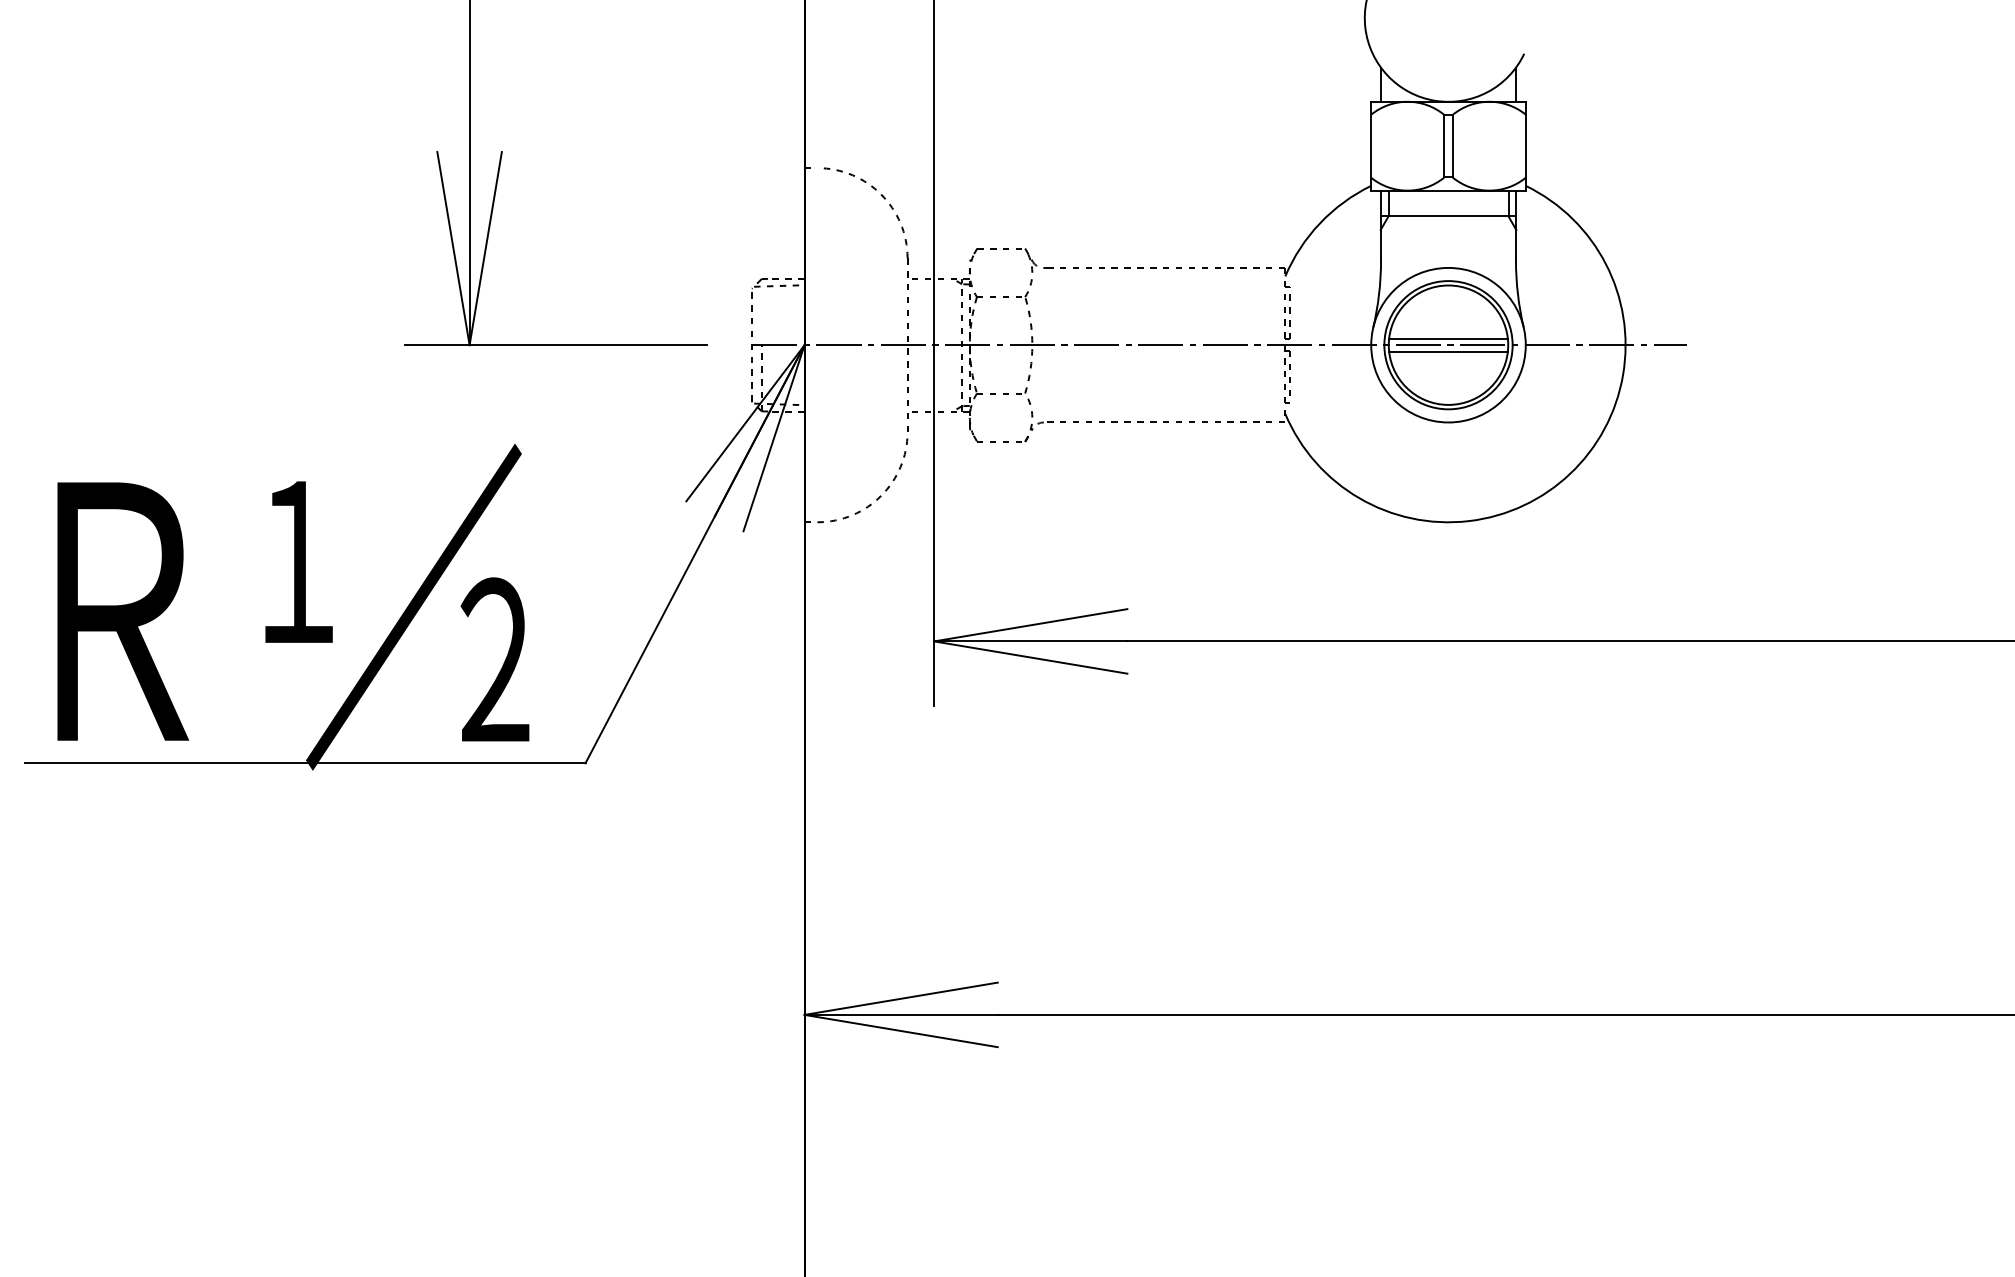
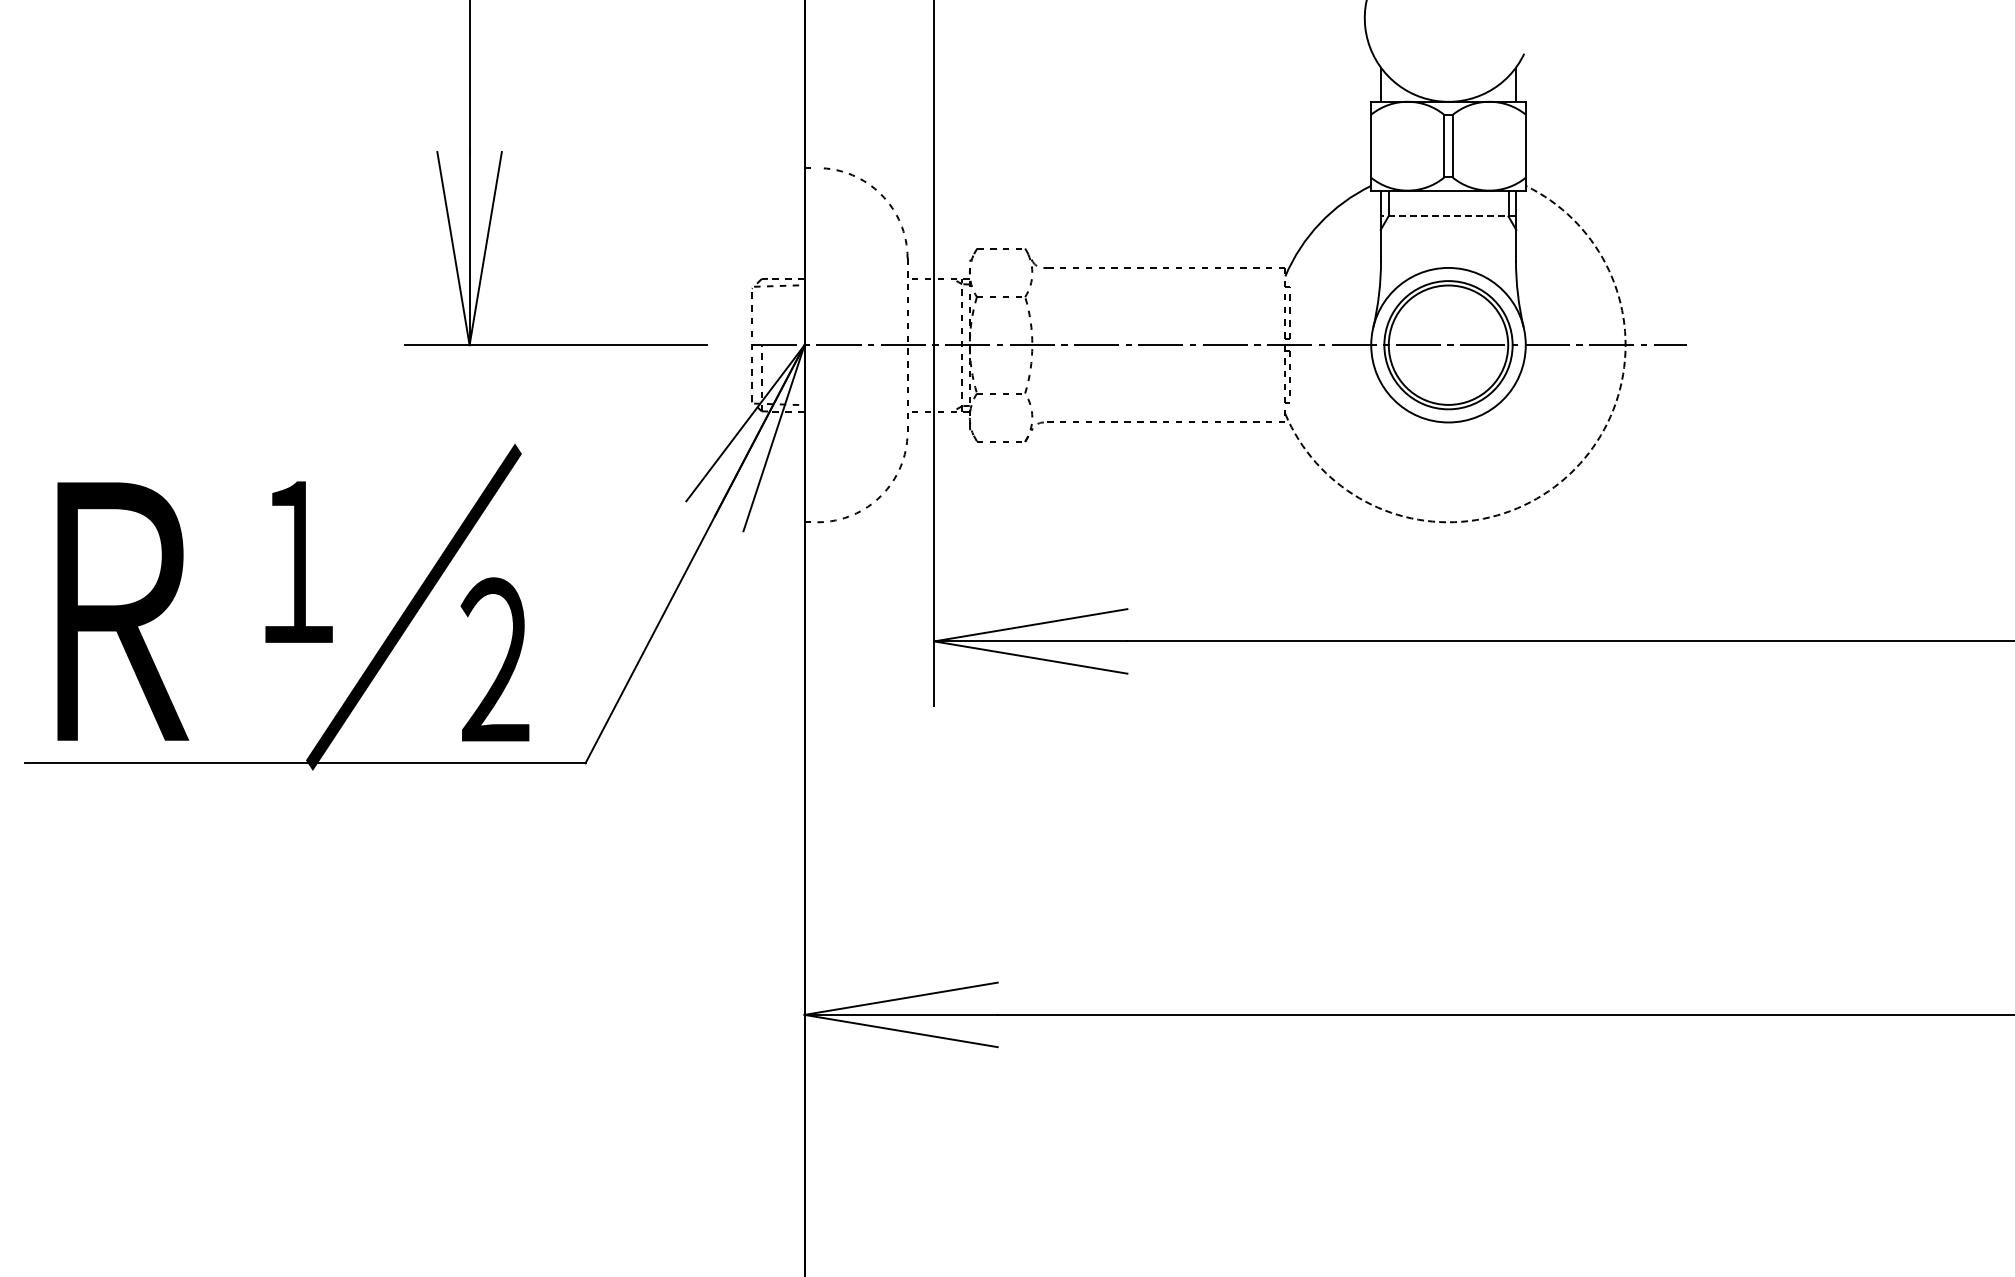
line: solid -> dashed (1448, 216)
line: present -> none (1448, 338)
line: present -> none (1448, 351)
arc: solid -> dashed (1570, 473)
